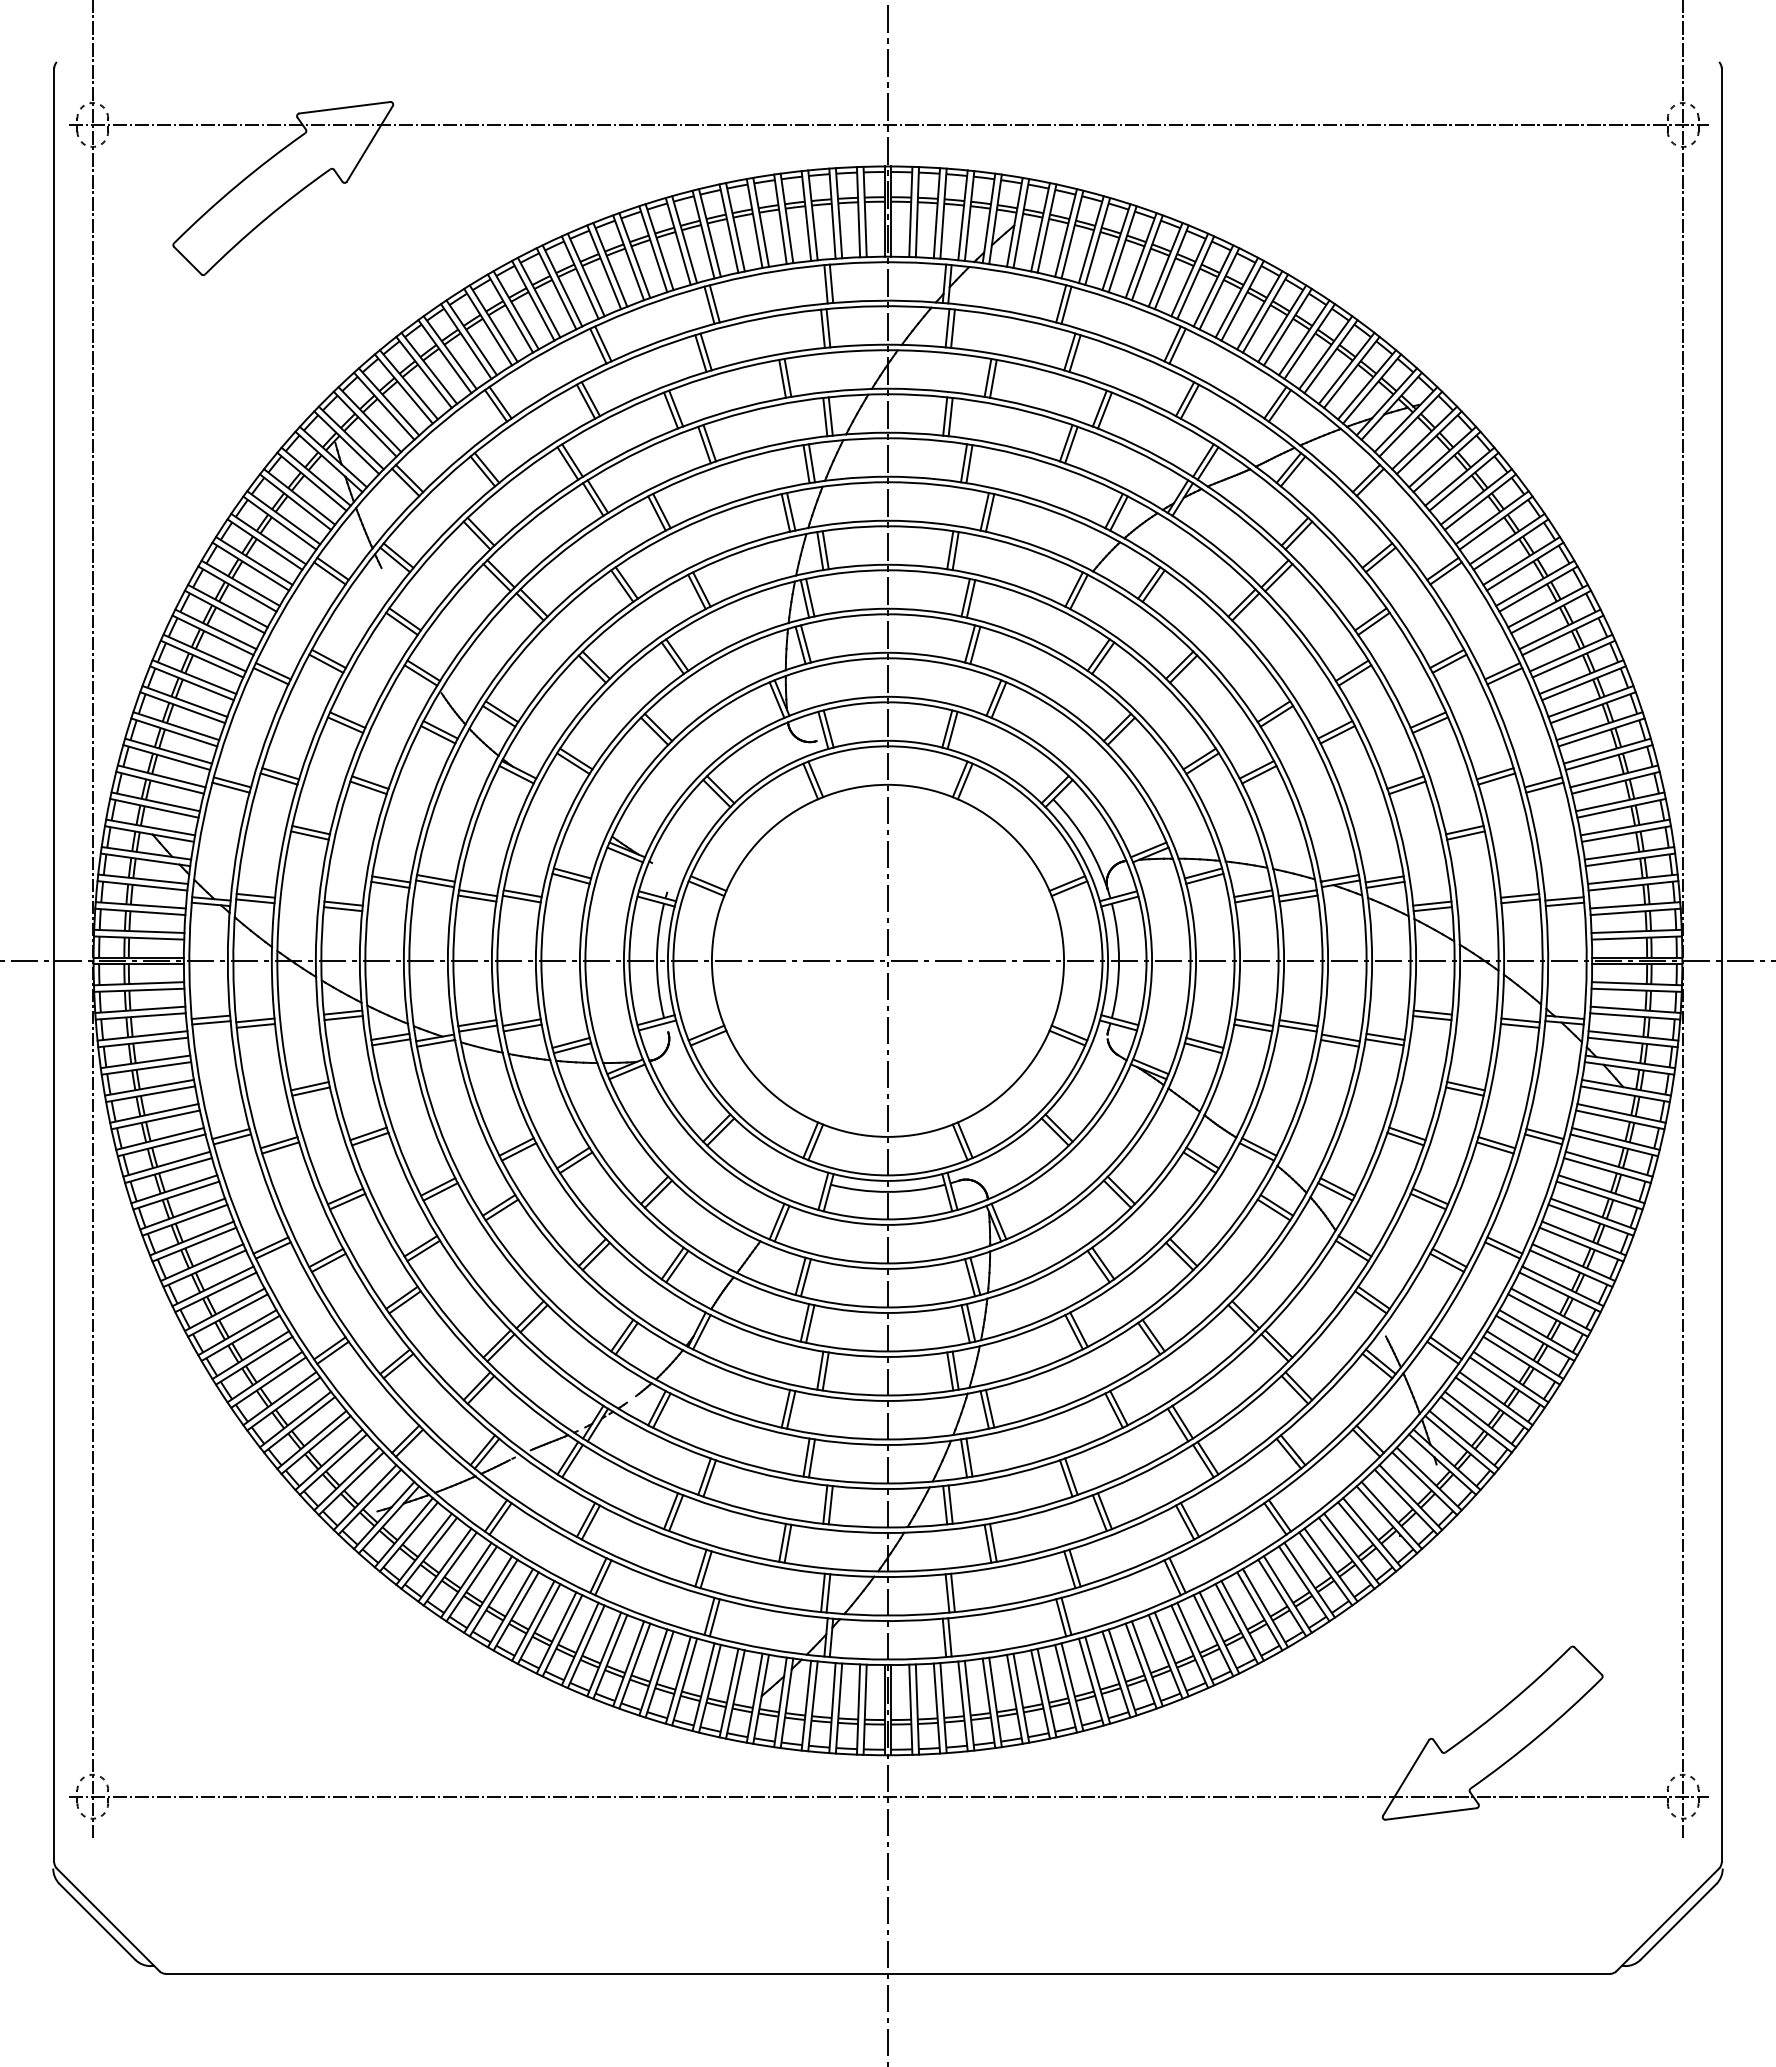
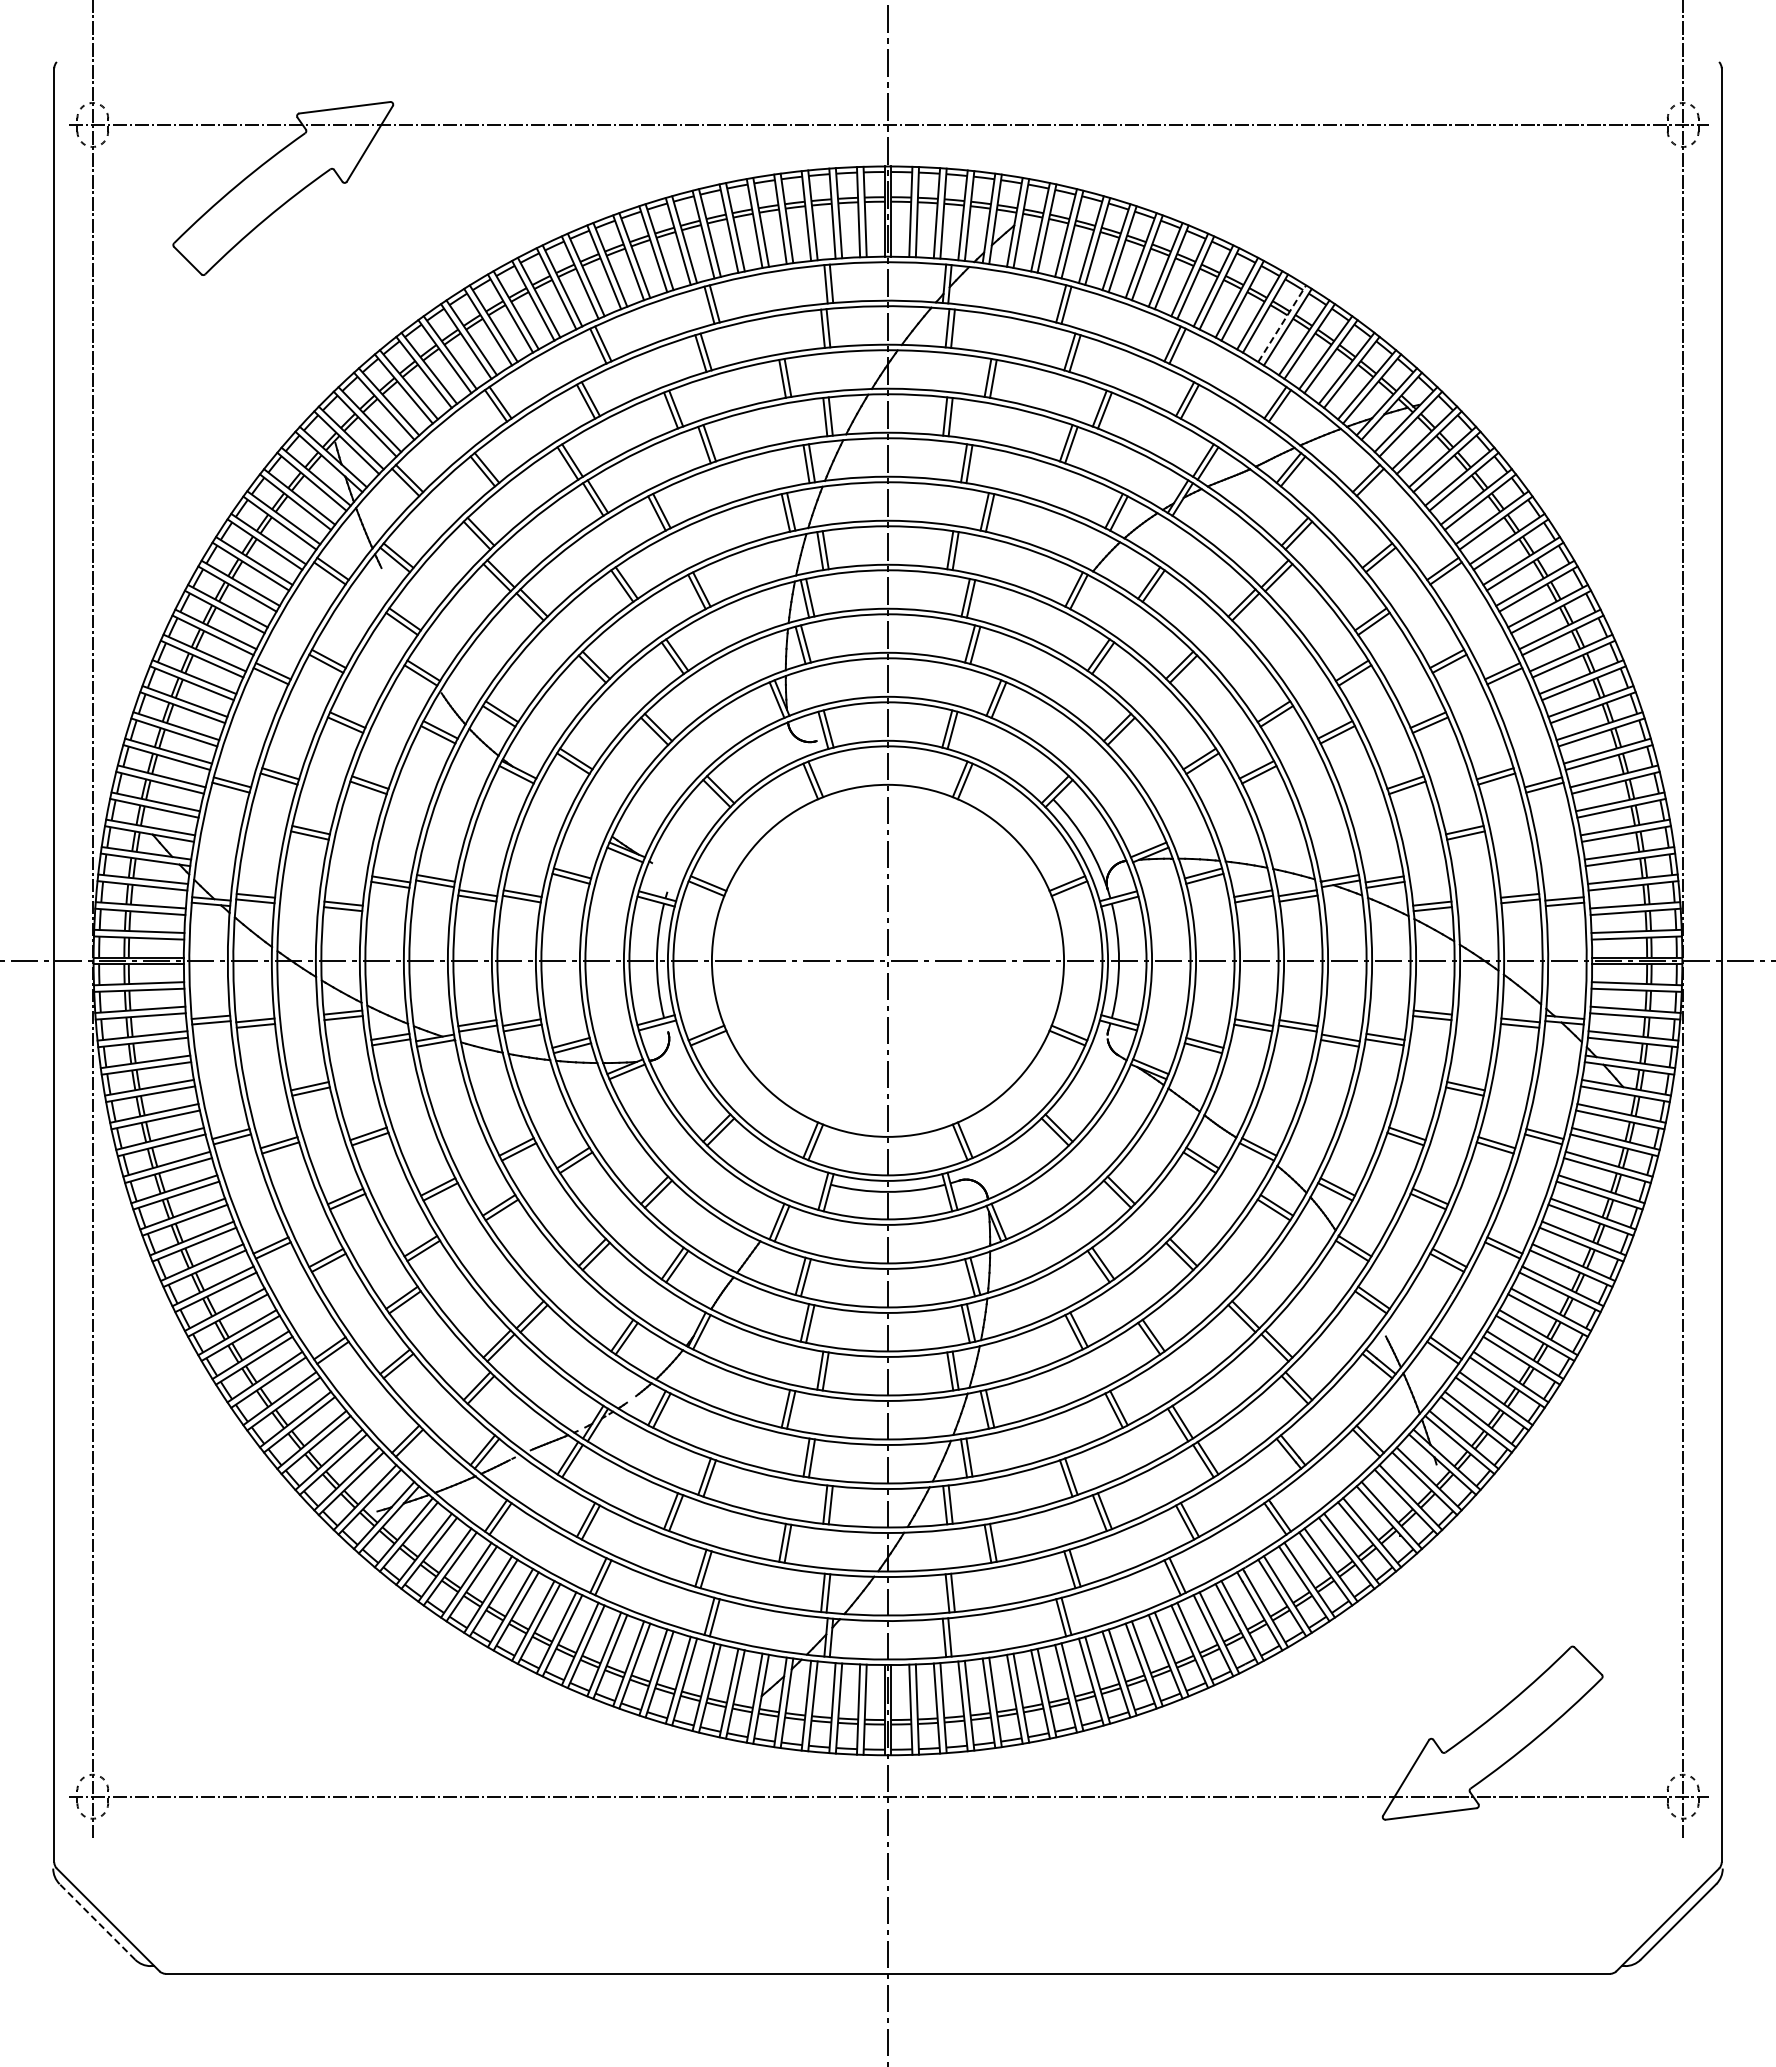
line: solid -> dashed (1282, 323)
line: solid -> dashed (97, 1921)
